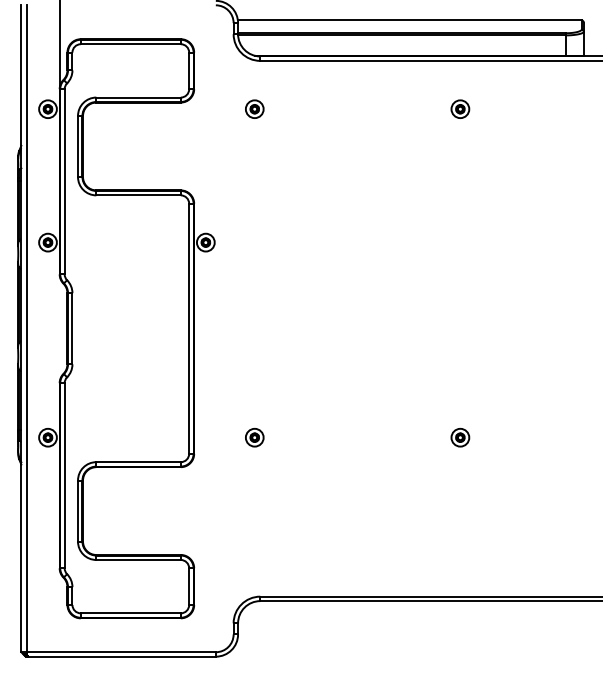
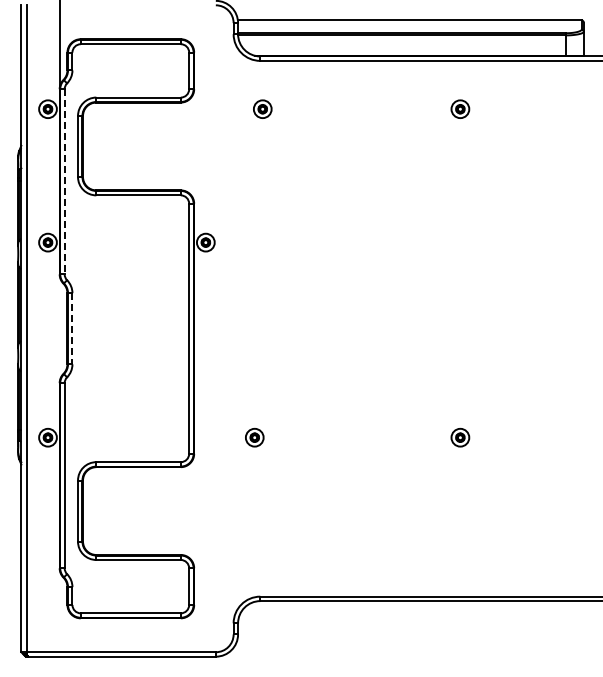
part position: (254, 108) -> (262, 108) (262, 108)
line: solid -> dashed (64, 181)
line: solid -> dashed (72, 328)
